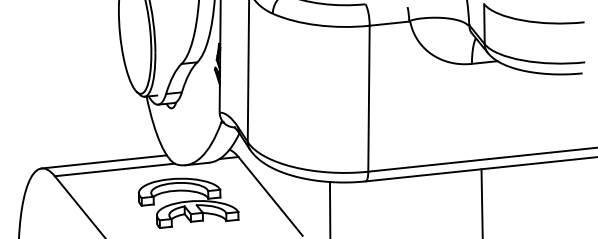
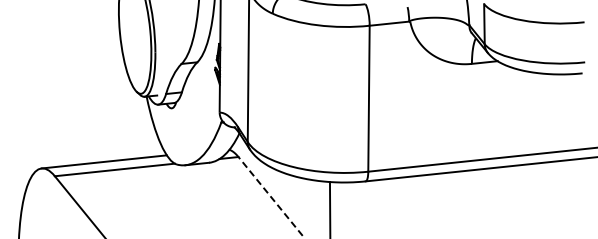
line: solid -> dashed (270, 196)
part: present -> none (188, 202)
line: present -> none (481, 202)
